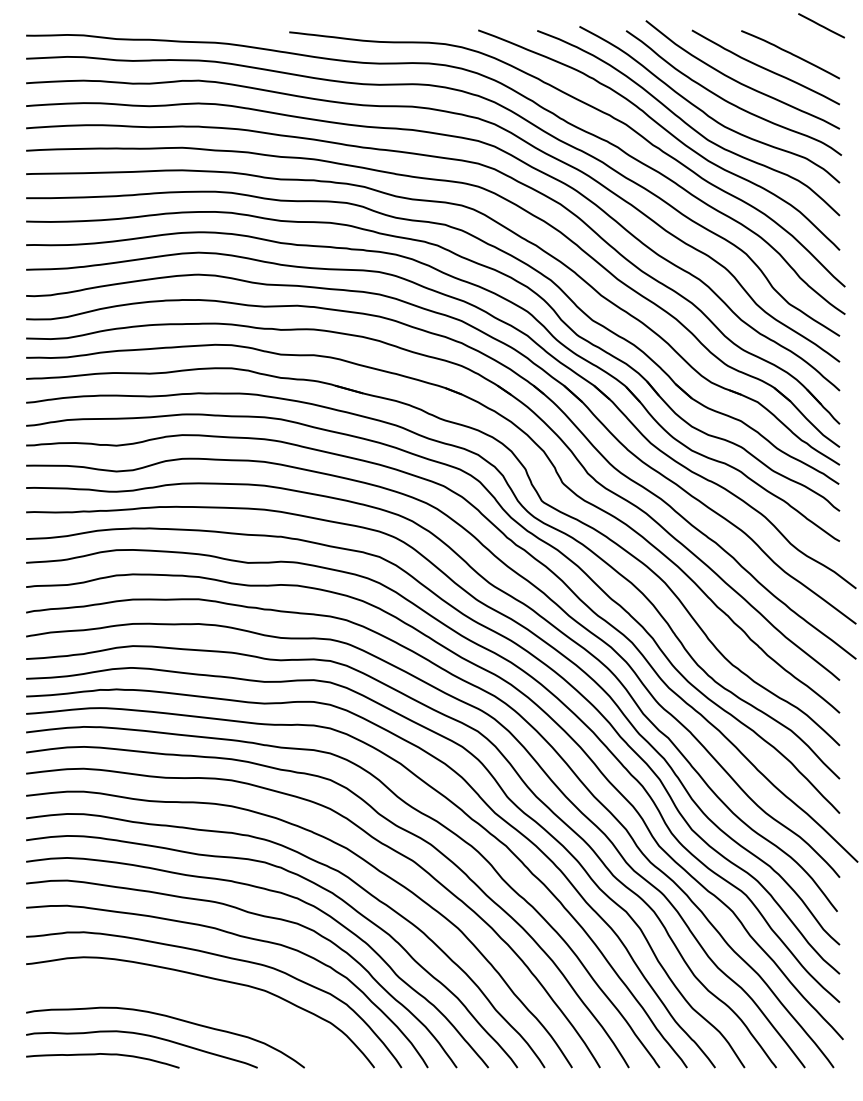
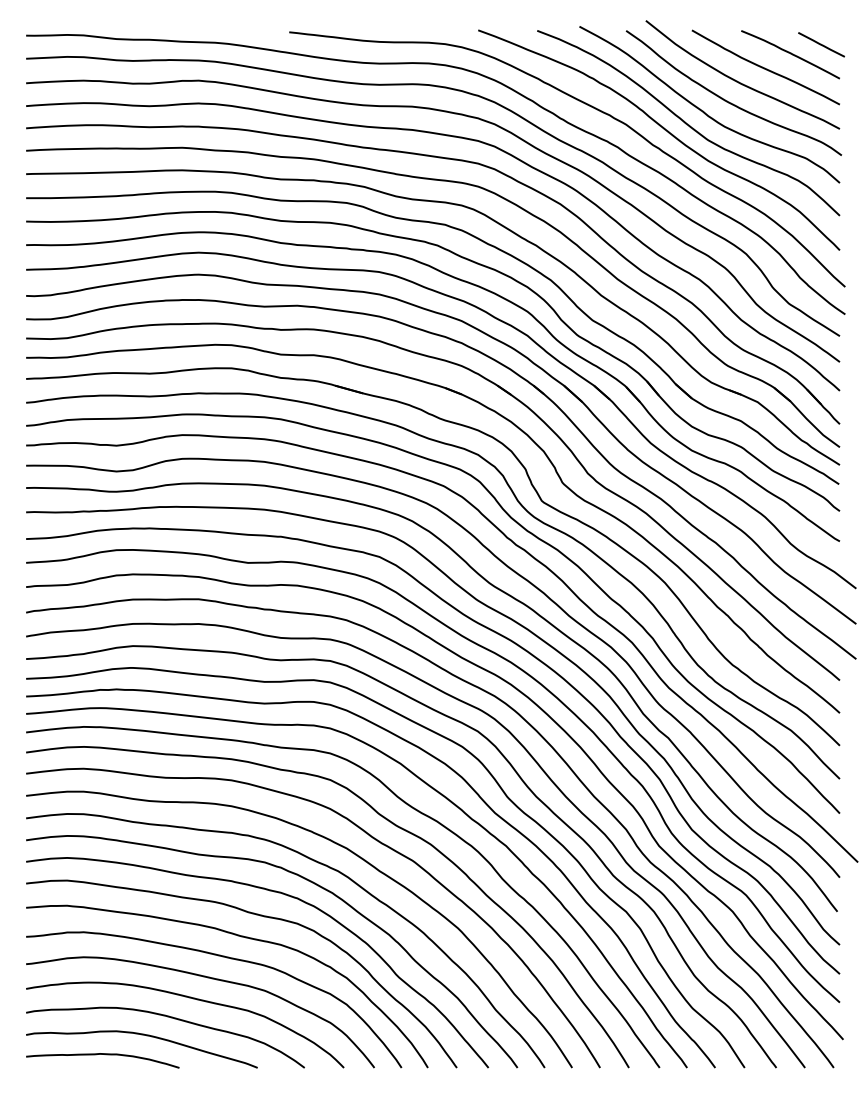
line position: (821, 25) -> (821, 44) (821, 44)
curve: none -> present (193, 999)
